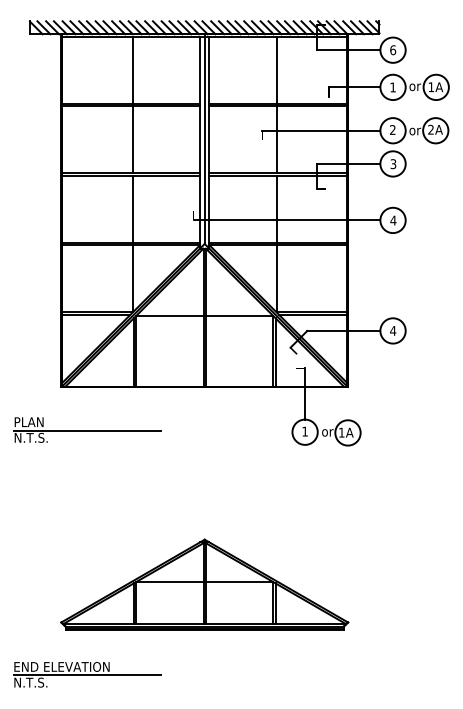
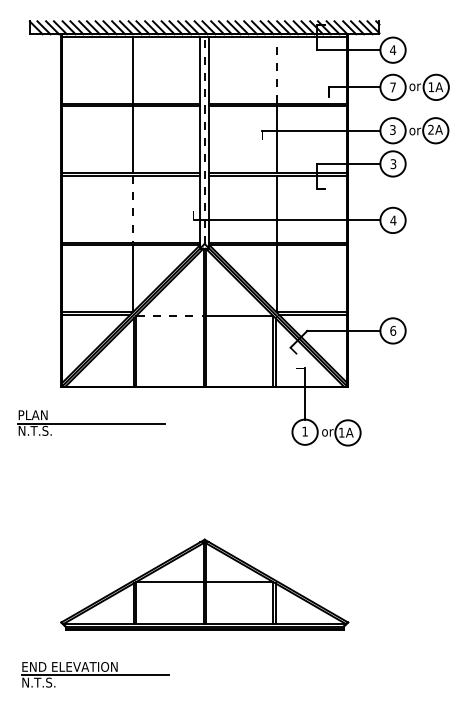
text: 6 -> 4 (393, 50)
line: solid -> dashed (276, 69)
text: 1 -> 7 (392, 87)
text: 2 -> 3 (392, 129)
line: solid -> dashed (204, 139)
line: solid -> dashed (132, 209)
line: solid -> dashed (169, 315)
text: 4 -> 6 (393, 330)
part position: (87, 429) -> (91, 422) (91, 422)
part position: (87, 674) -> (95, 674) (95, 674)
